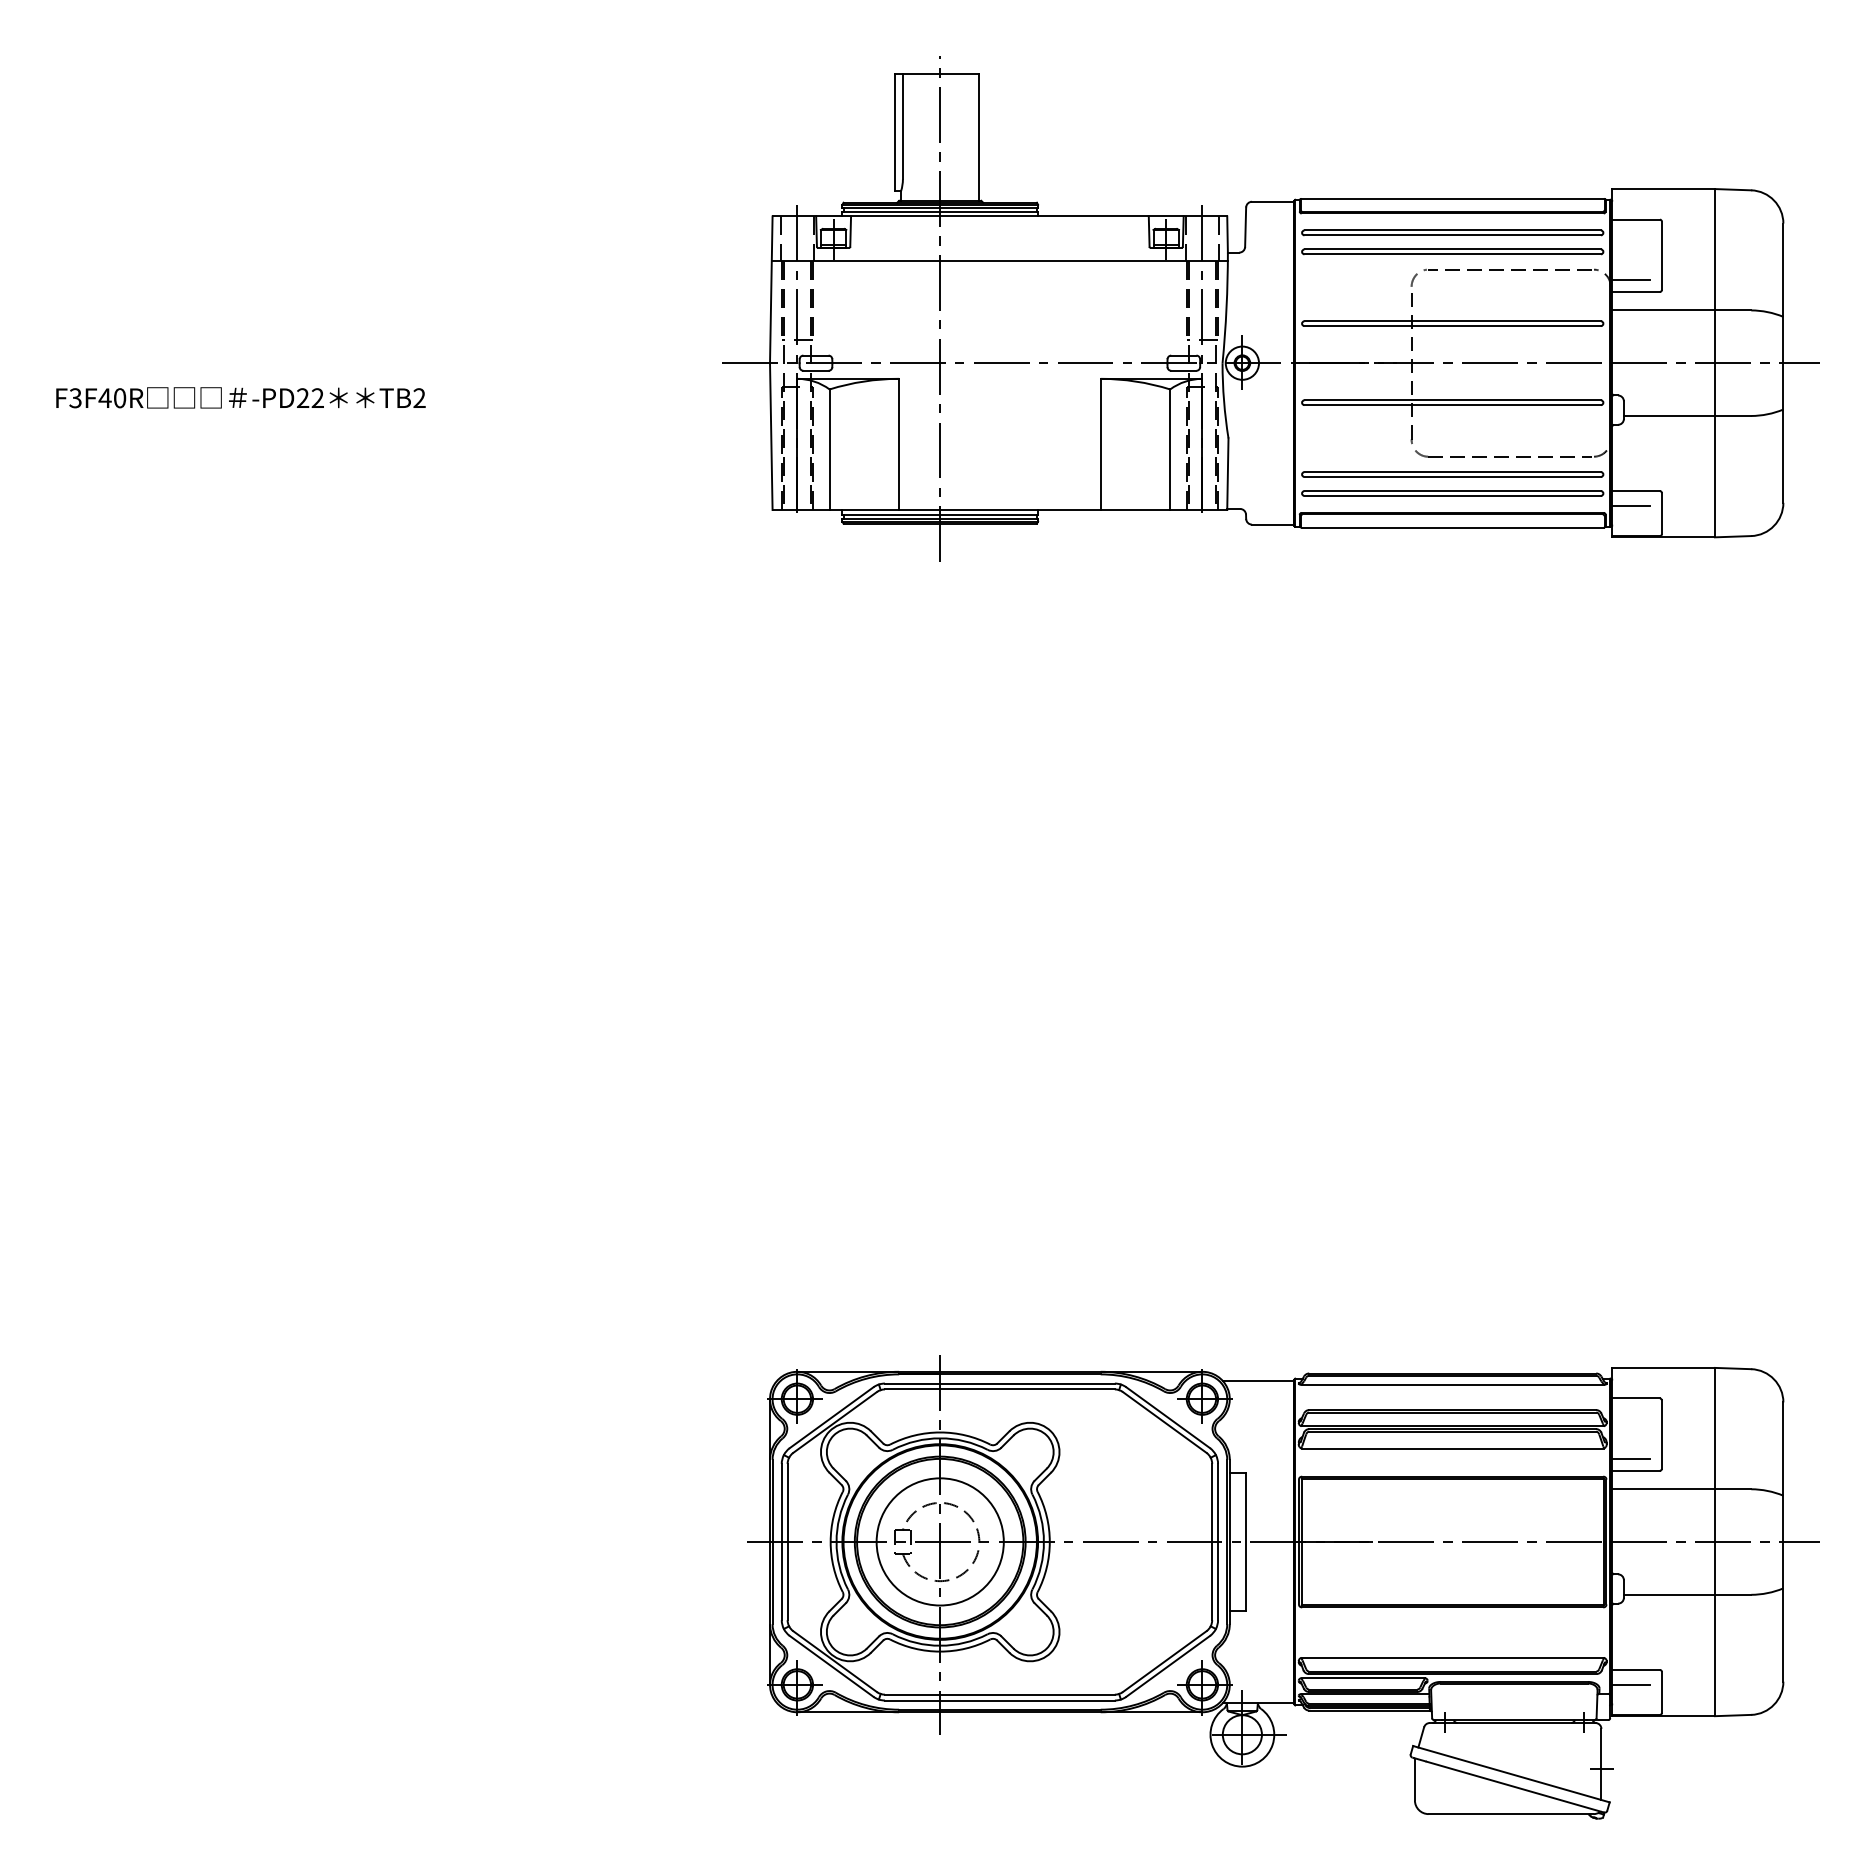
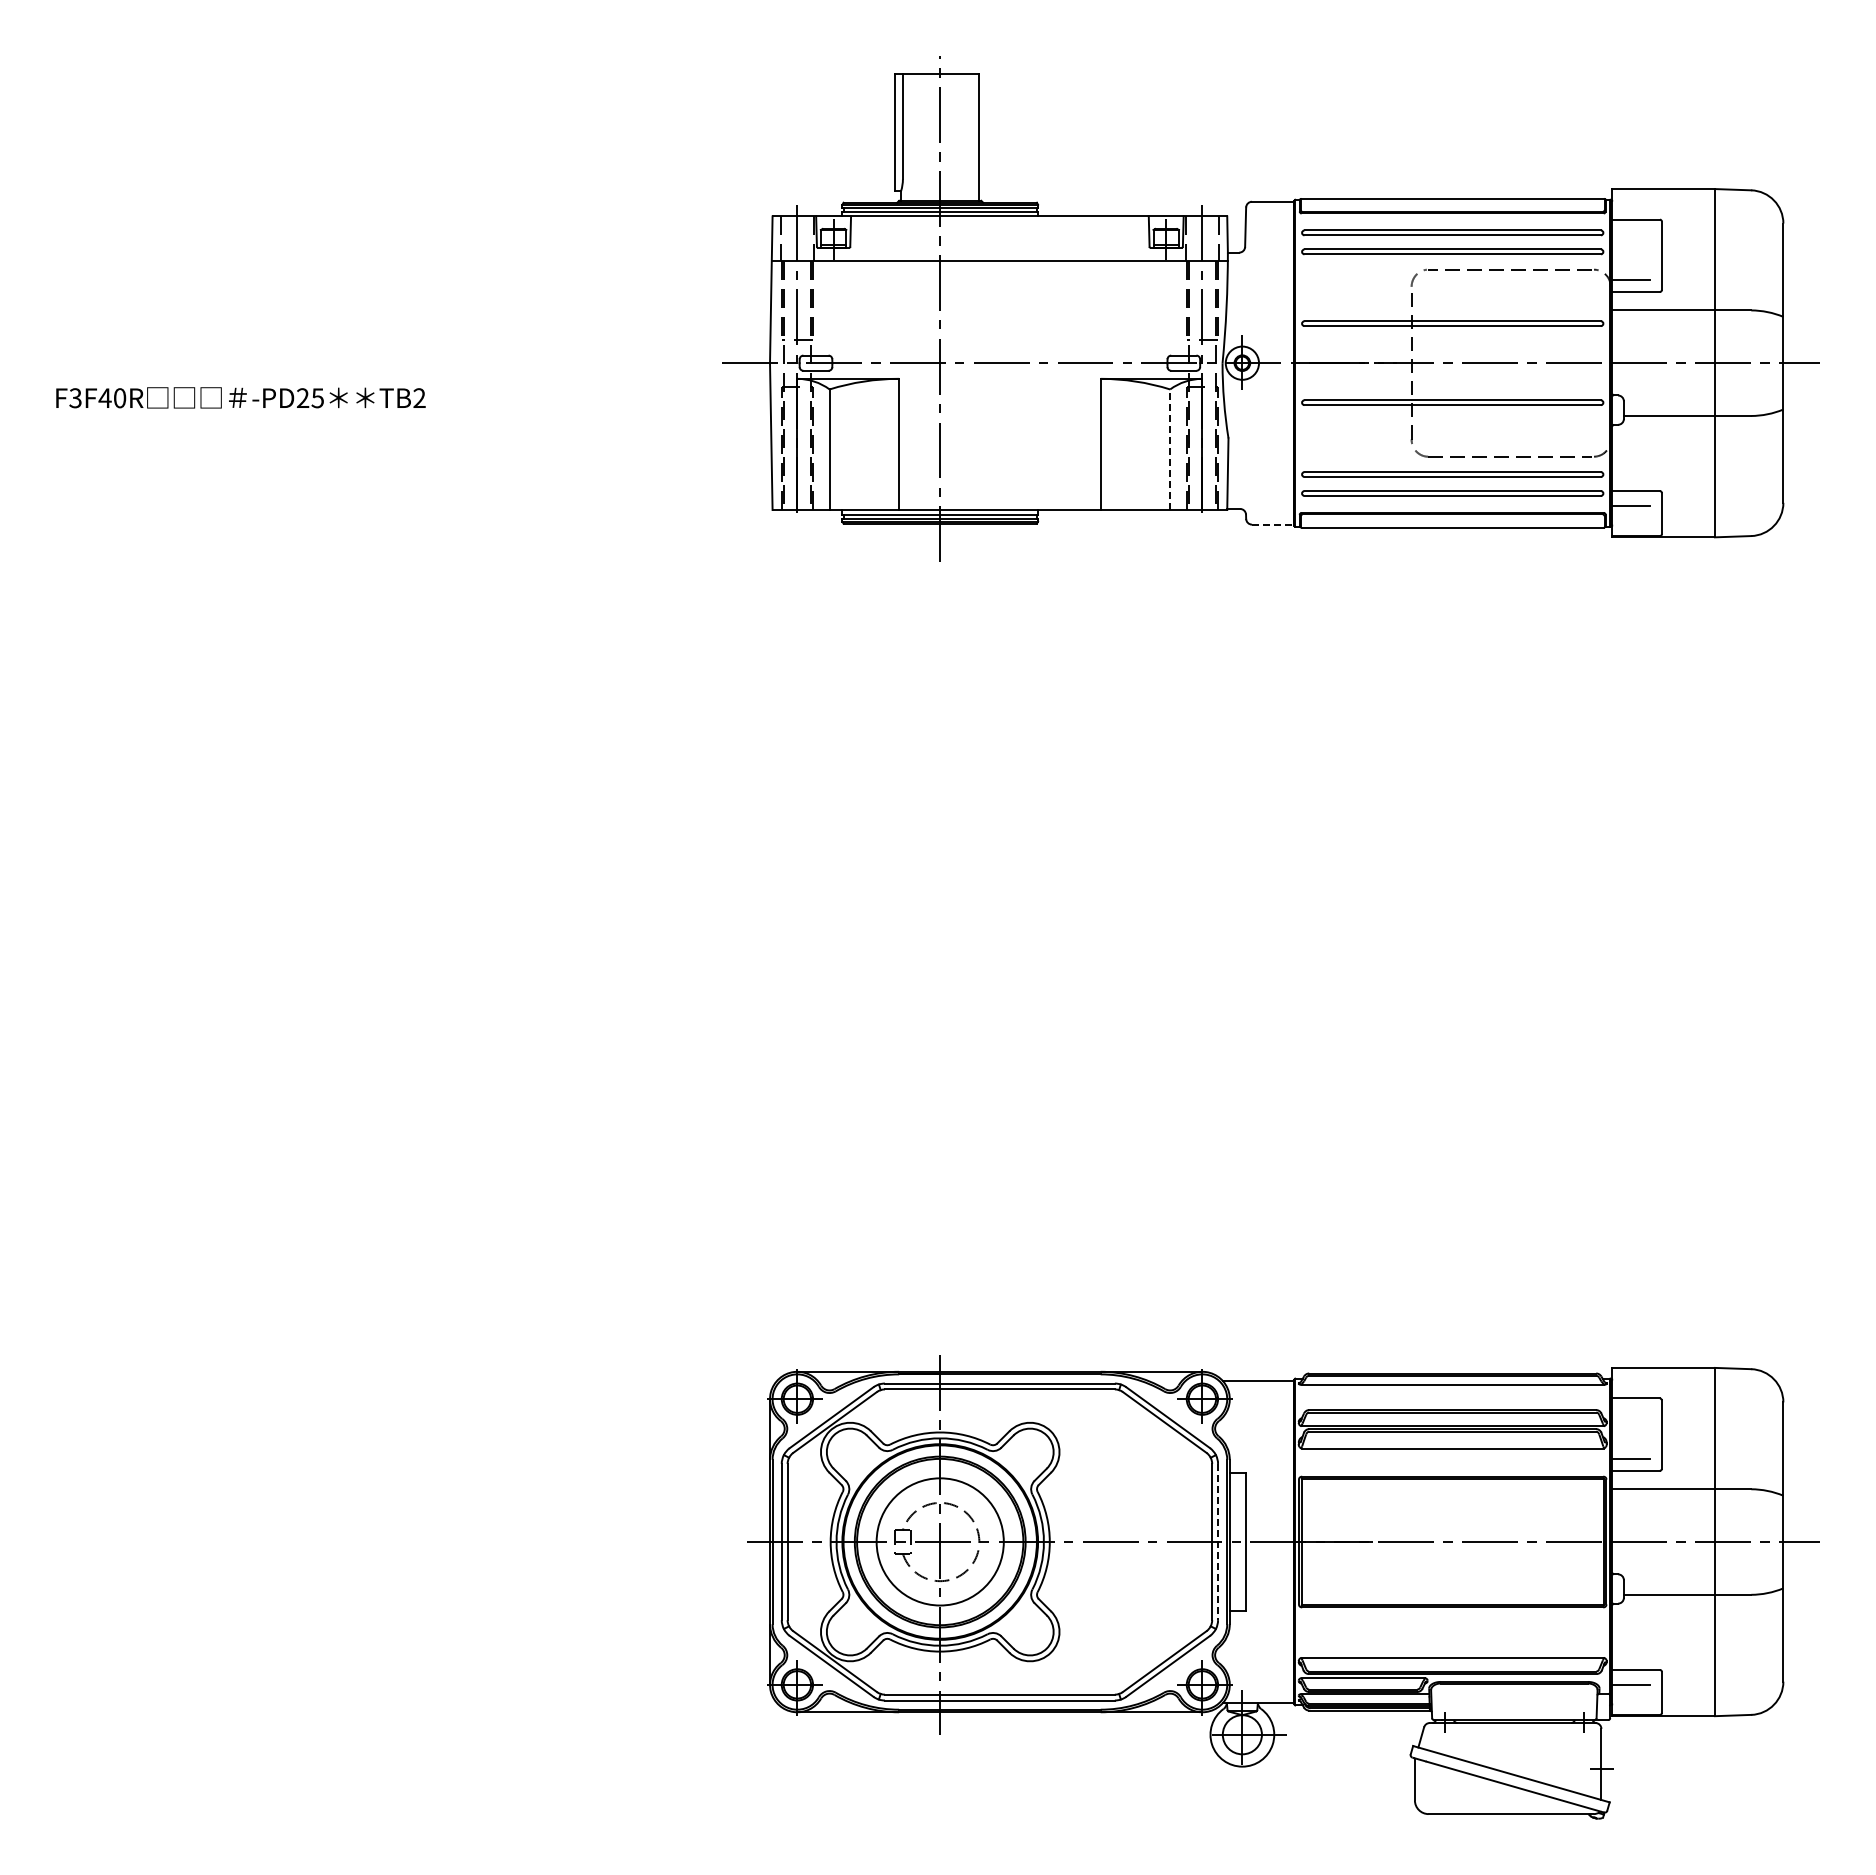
text: -PD22 -> -PD25 (317, 398)
line: solid -> dashed (1170, 449)
line: solid -> dashed (1273, 524)
line: solid -> dashed (1218, 1542)
